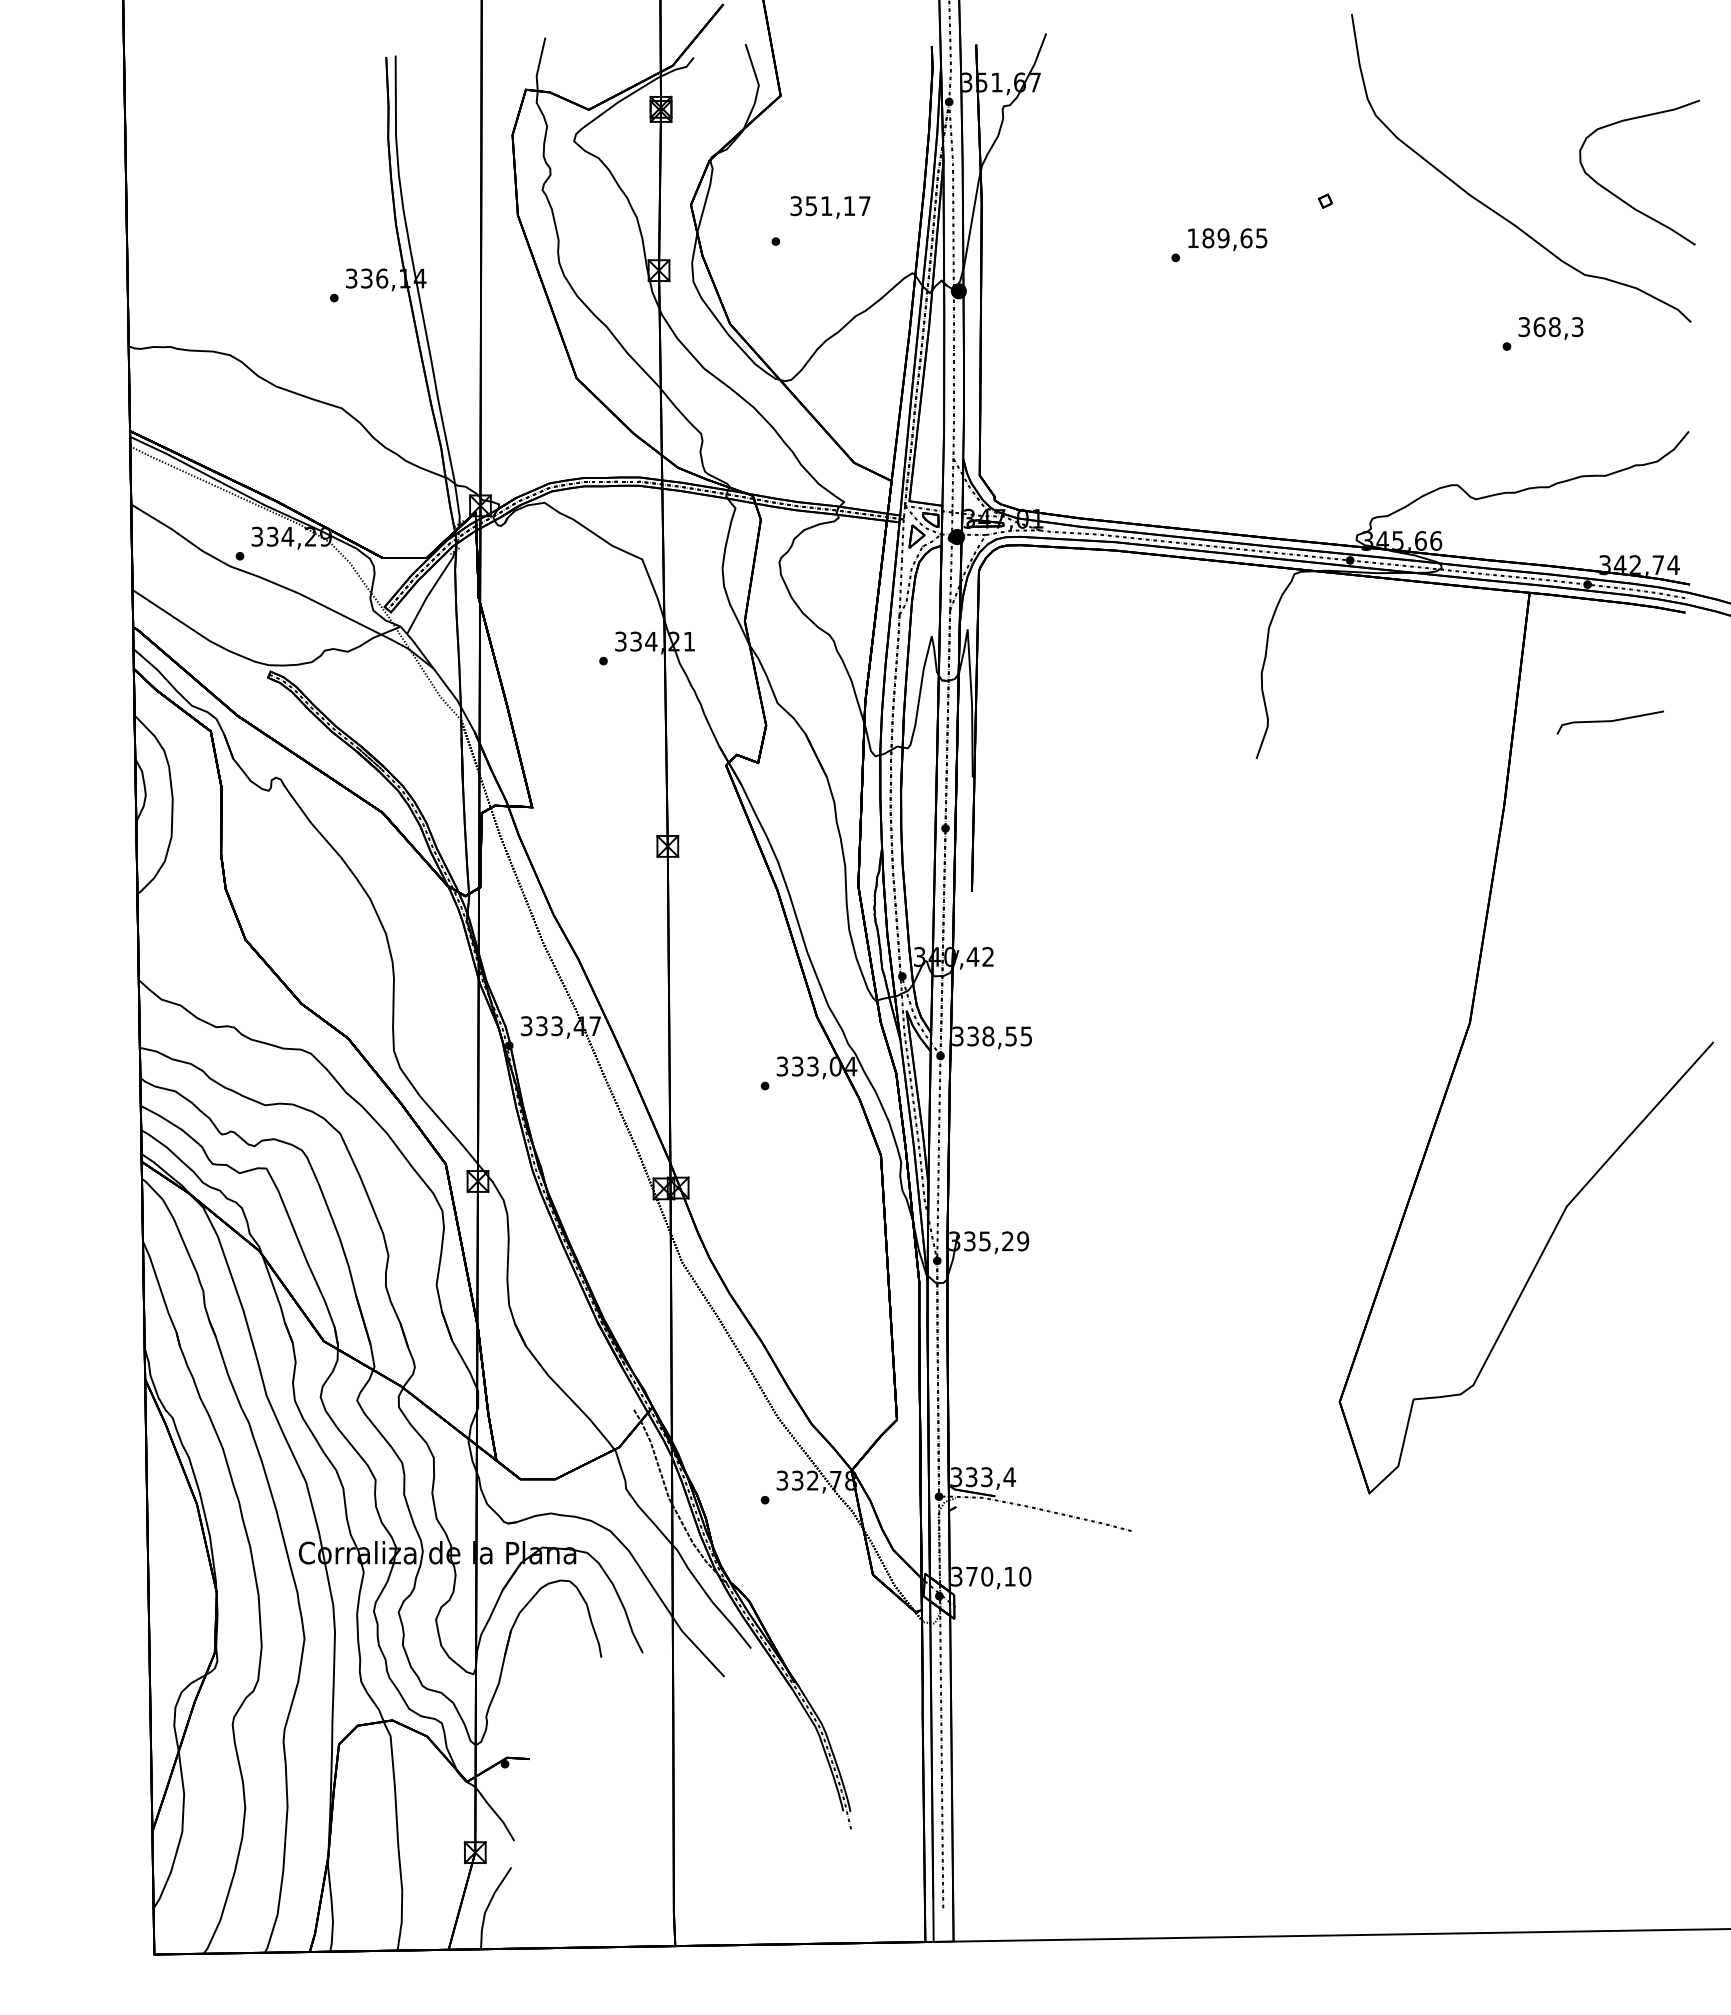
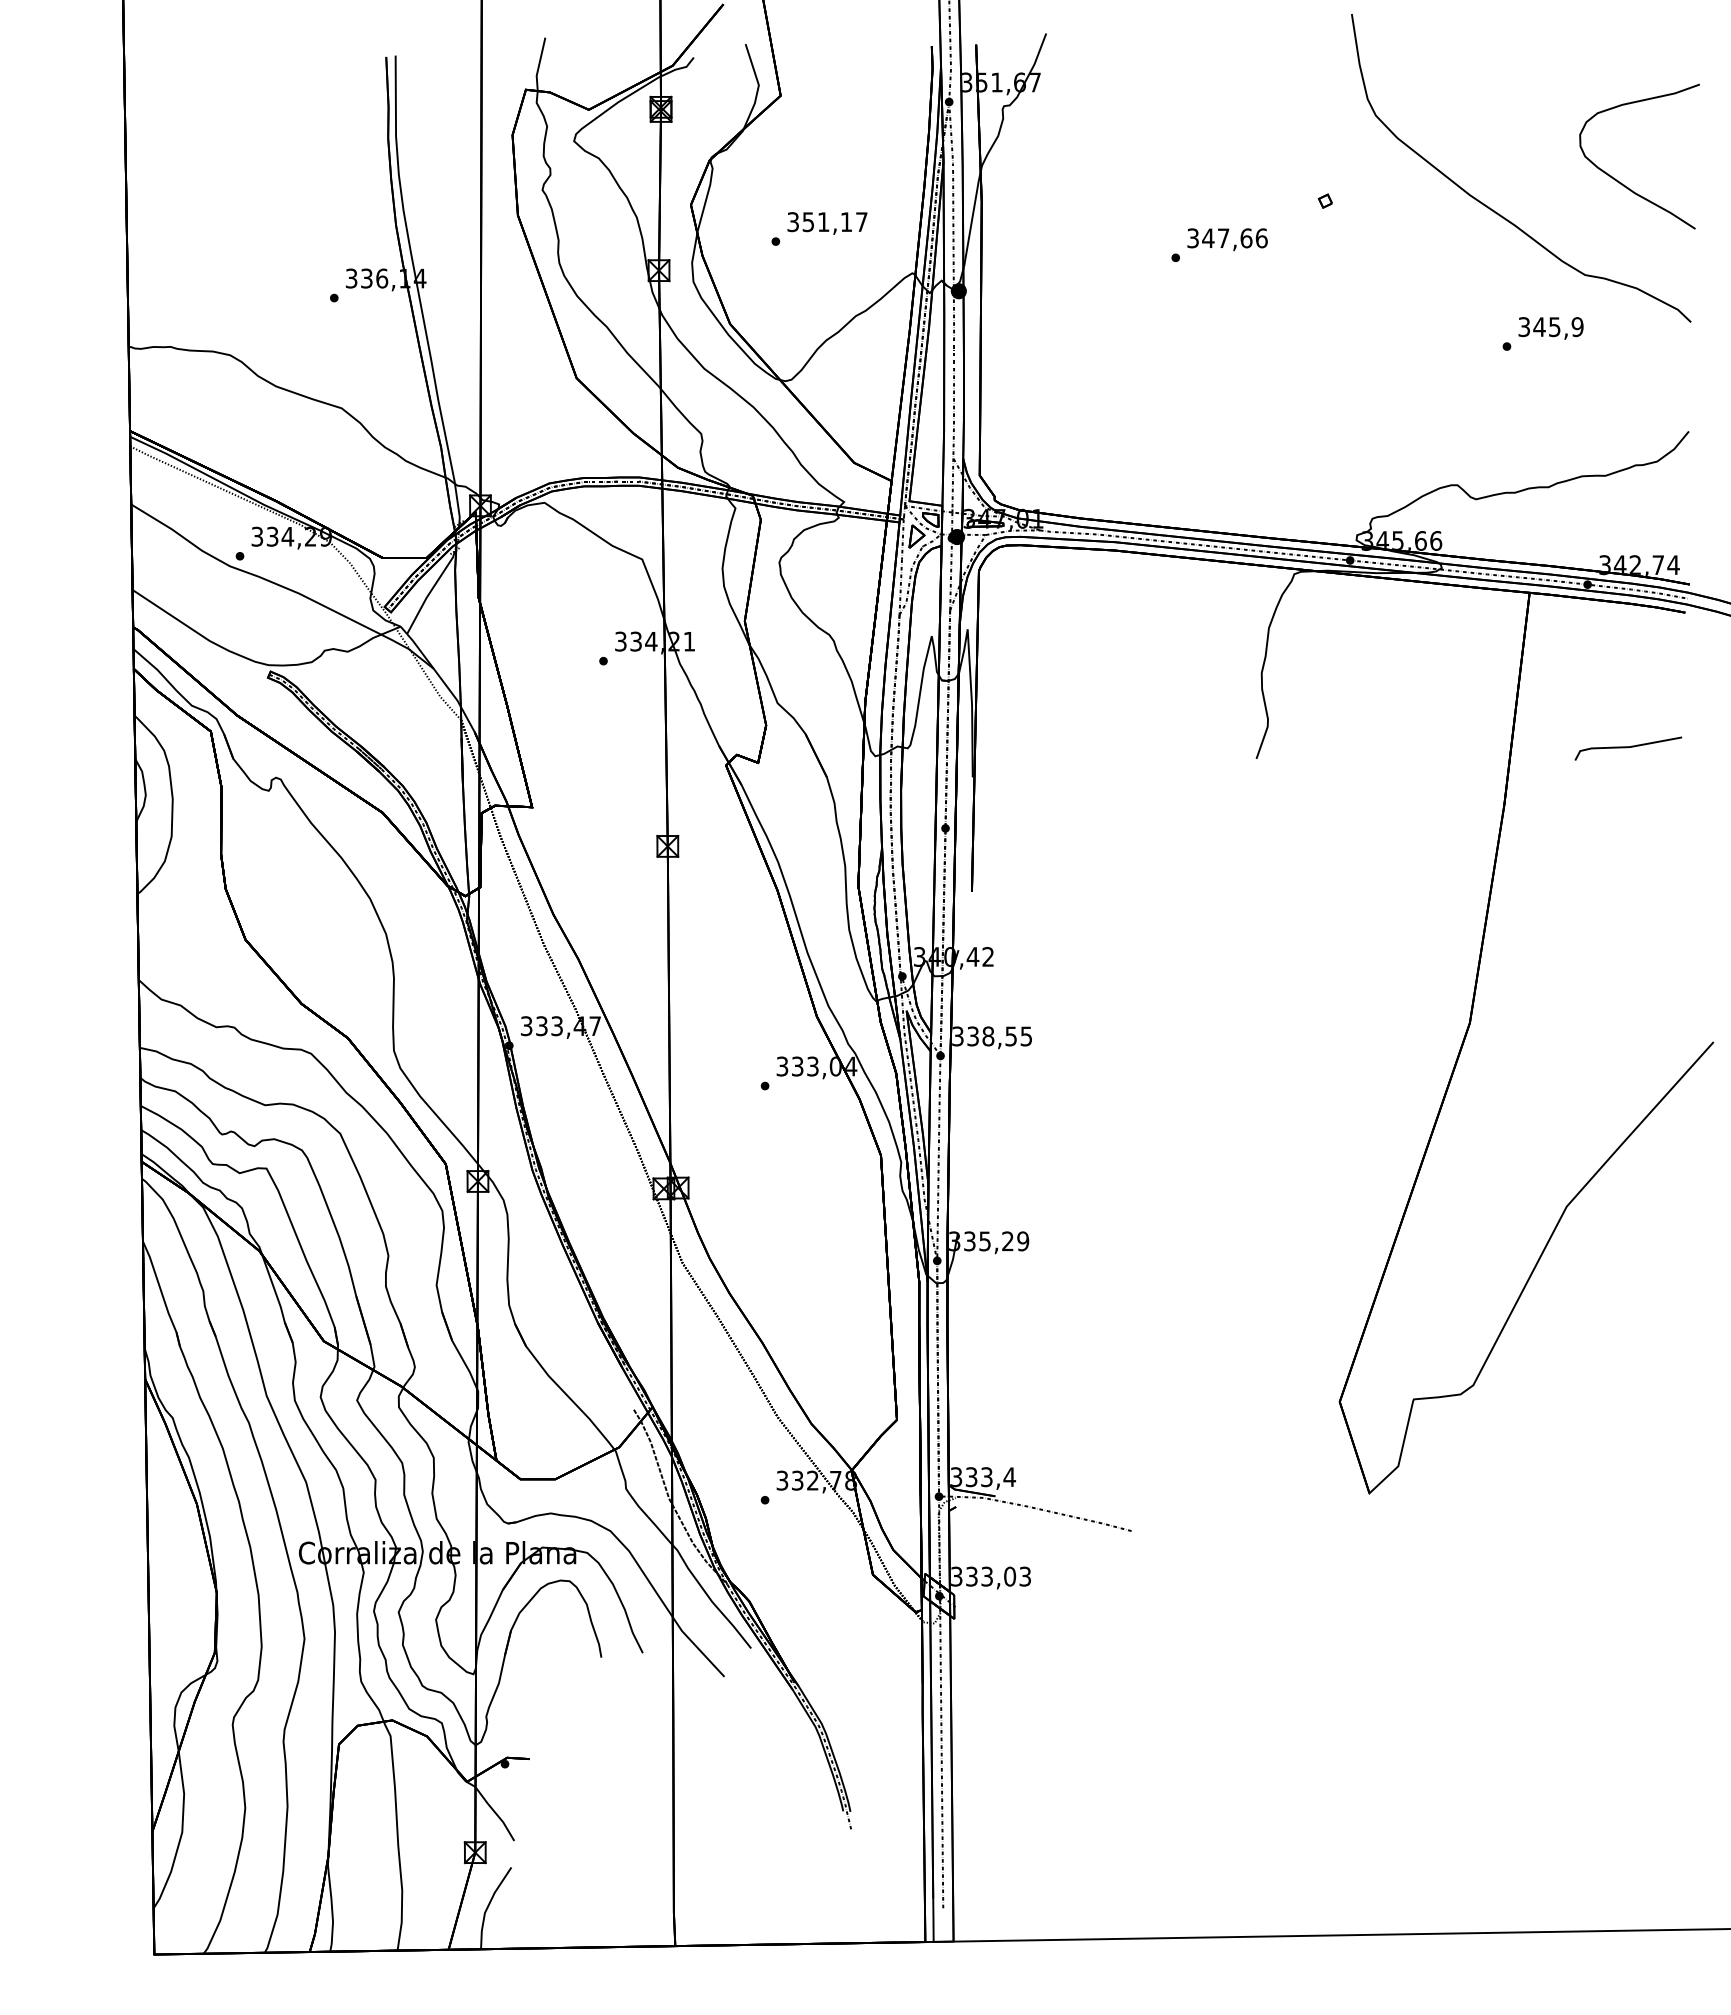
curve position: (1621, 198) -> (1621, 182) (1621, 182)
text position: (830, 207) -> (827, 223) (827, 223)
text: 189,65 -> 347,66 (1227, 238)
text: 368,3 -> 345,9 (1558, 327)
line position: (1609, 722) -> (1627, 748) (1627, 748)
text: 370,10 -> 333,03 (998, 1576)
